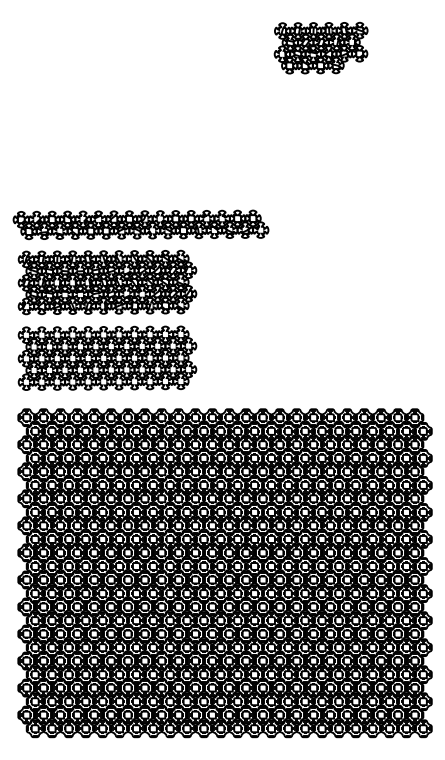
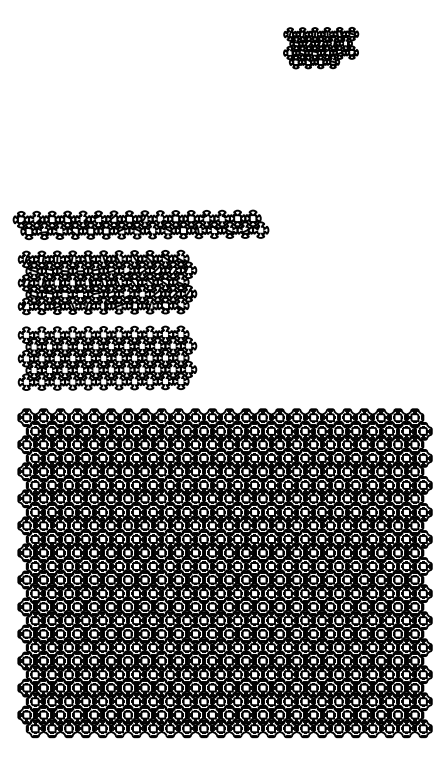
part size: 96x54 px -> 77x43 px (321, 48)
